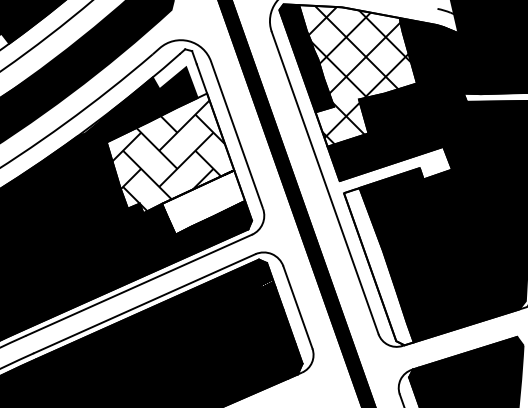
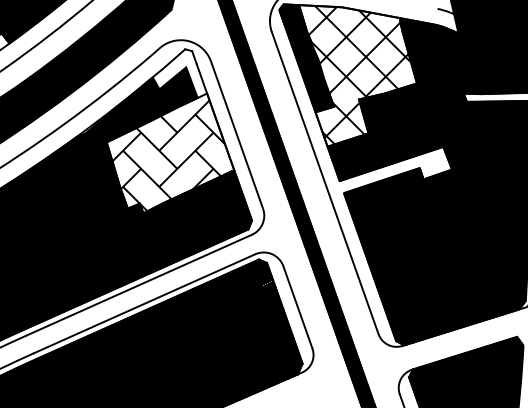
fill: none -> present (203, 202)
fill: none -> present (378, 266)
